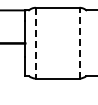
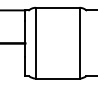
line: dashed -> solid (79, 42)
line: dashed -> solid (35, 43)
